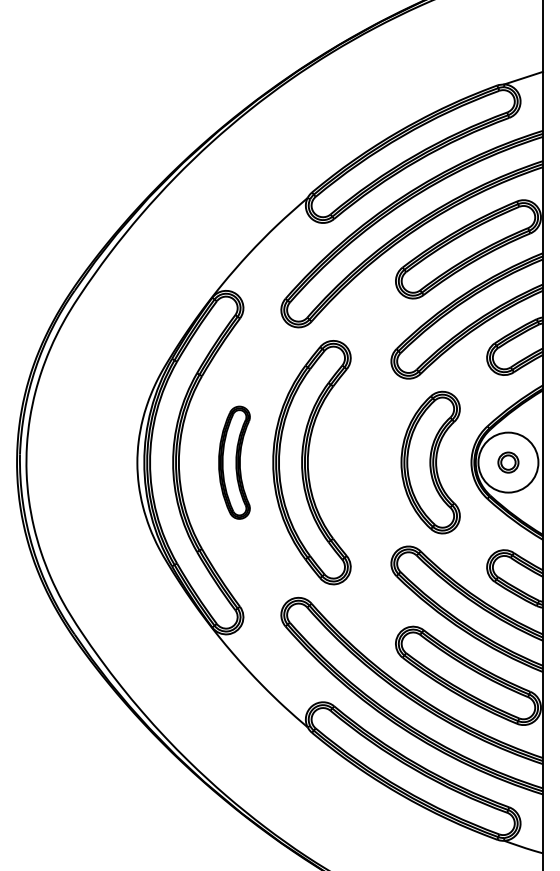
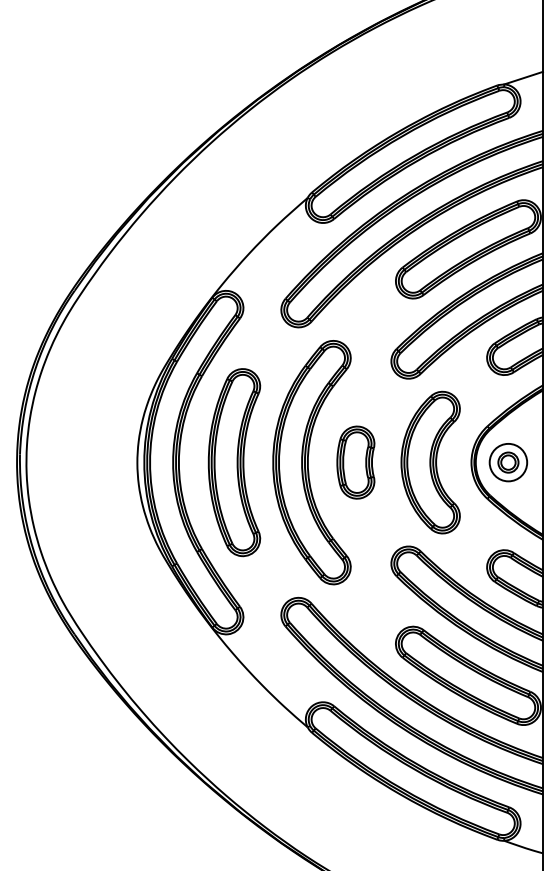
part size: 33x115 px -> 55x190 px (234, 462)
part: none -> present (355, 462)
circle diameter: 60 px -> 37 px (508, 462)
